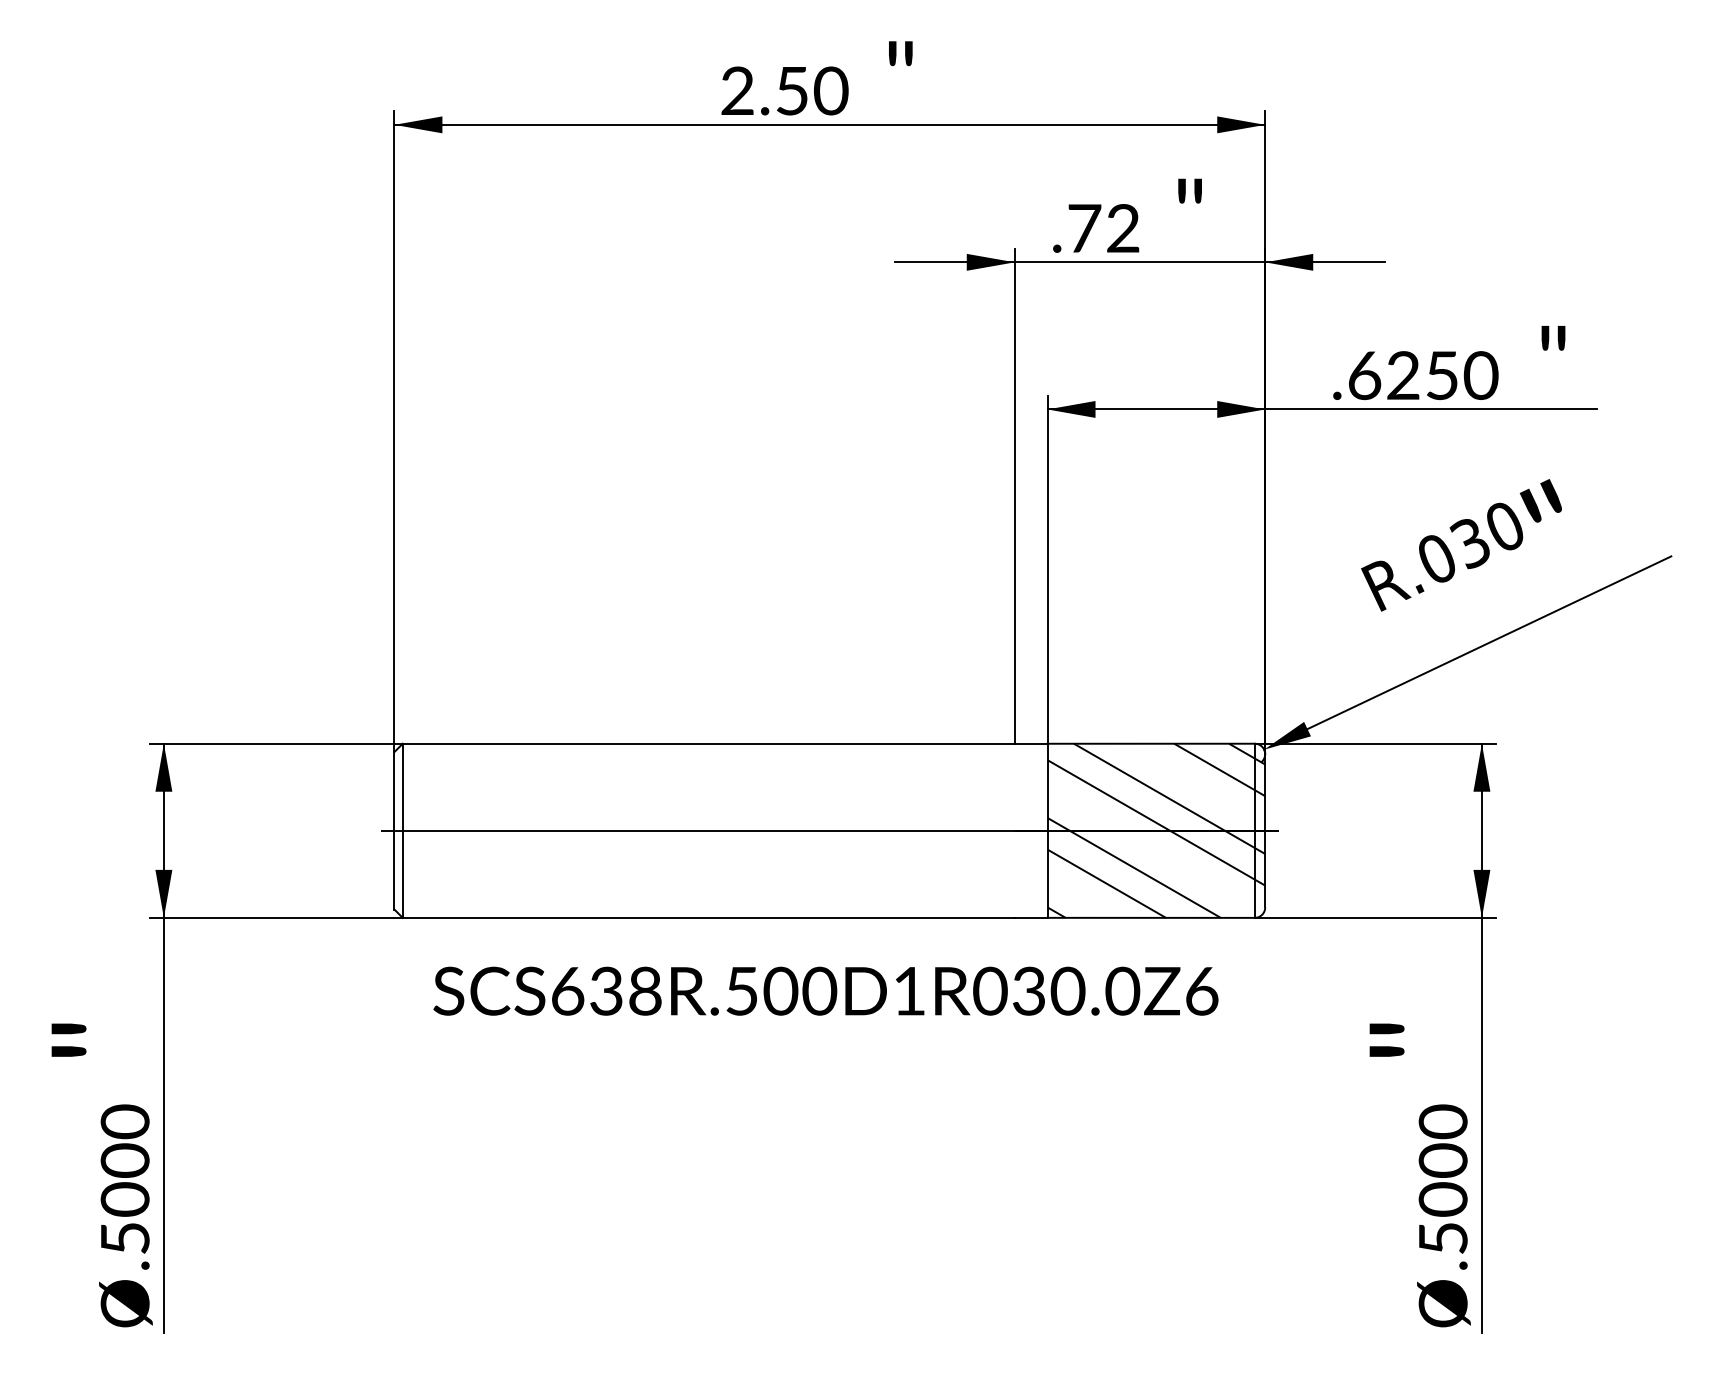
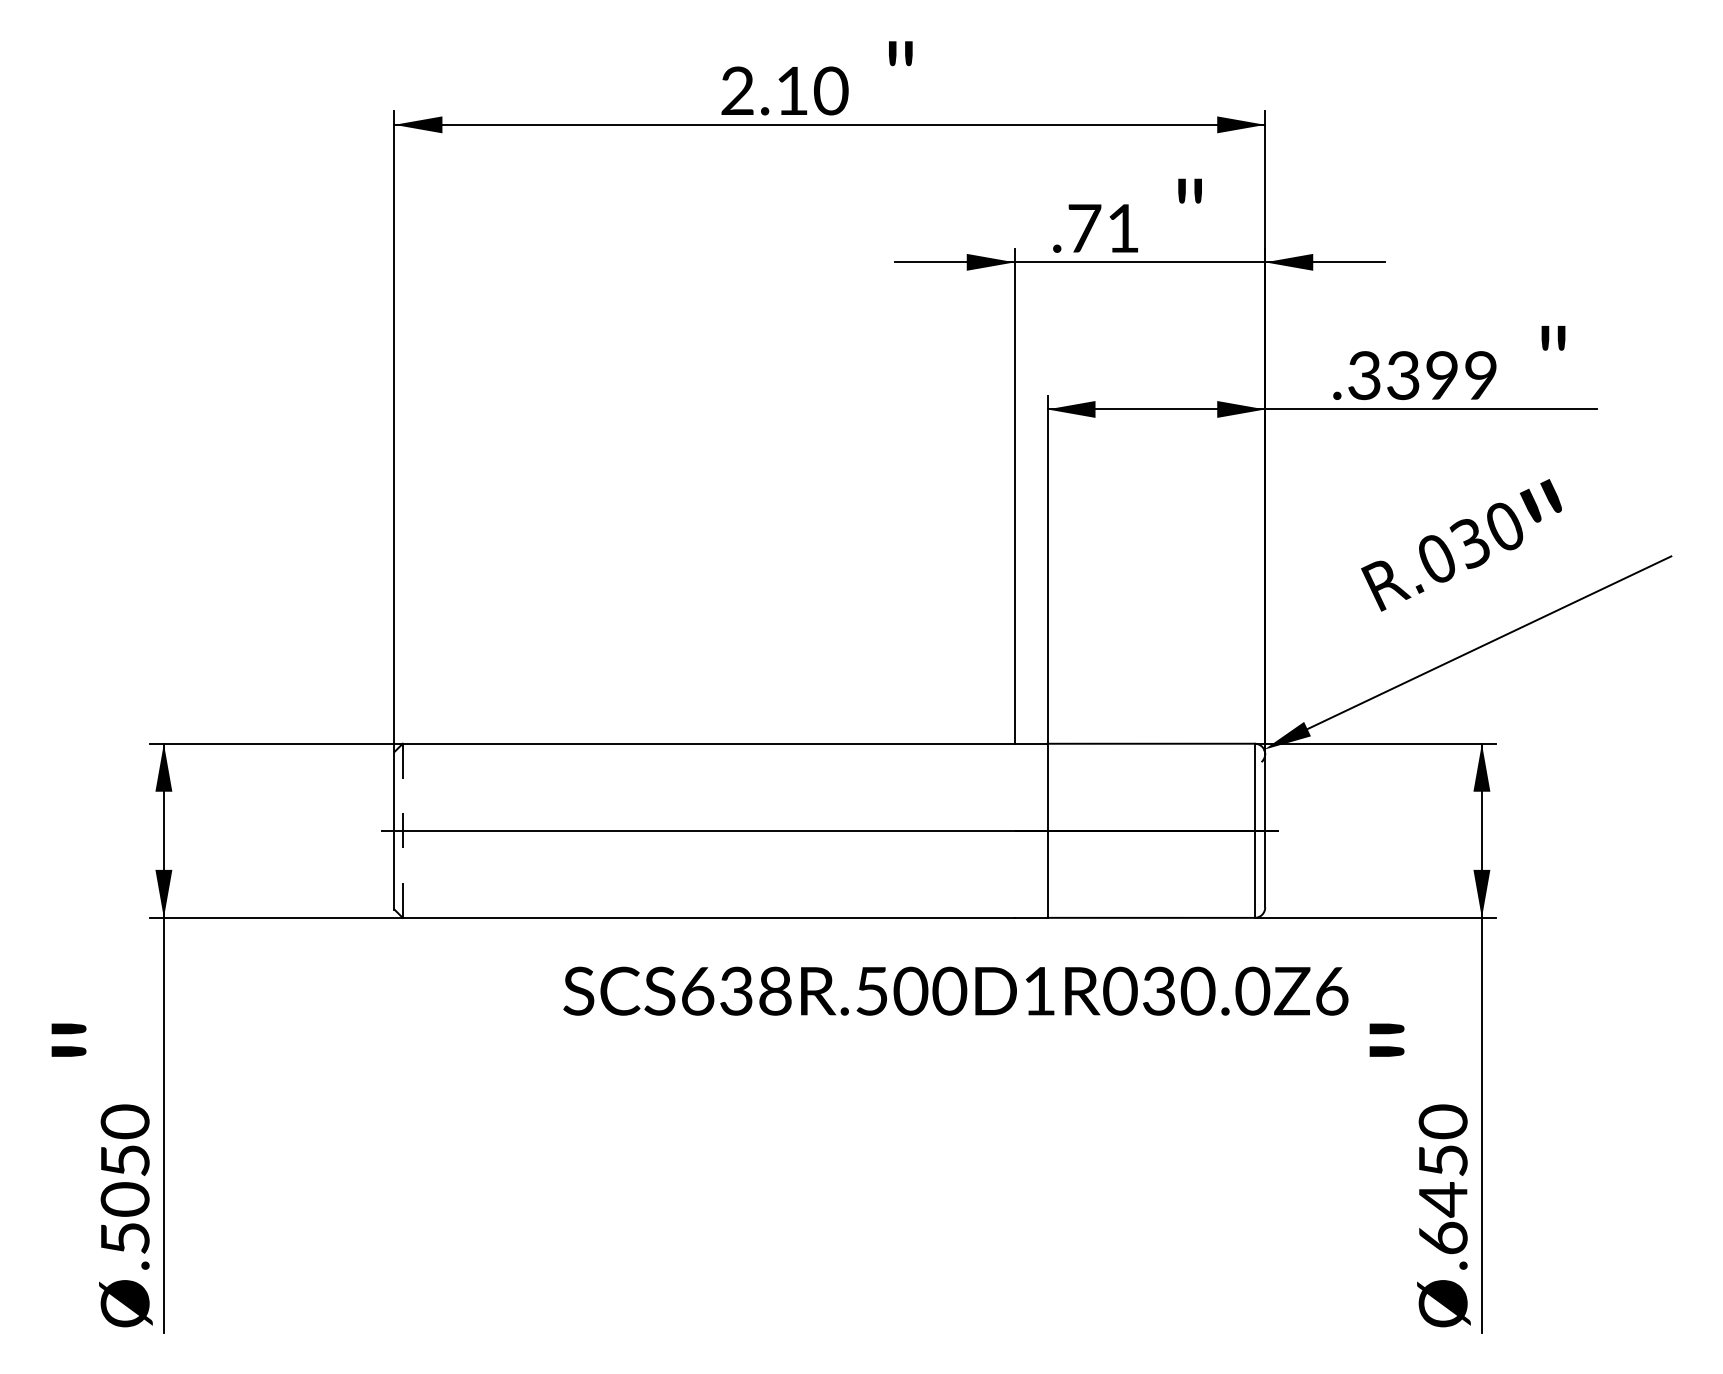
text: 2.50 -> 2.10 (792, 91)
text: .72 -> .71 (1123, 228)
text: .6250 -> .3399 (1423, 375)
hatch: present -> none (1156, 830)
line: solid -> dashed (402, 831)
text position: (825, 990) -> (955, 990) (955, 990)
text: .5000 -> .5050 (124, 1160)
text: .5000 -> .6450 (1442, 1198)
